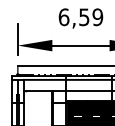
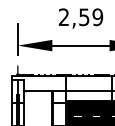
text: 6,59 -> 2,59 (63, 17)
line: present -> none (64, 65)
line: present -> none (67, 79)
